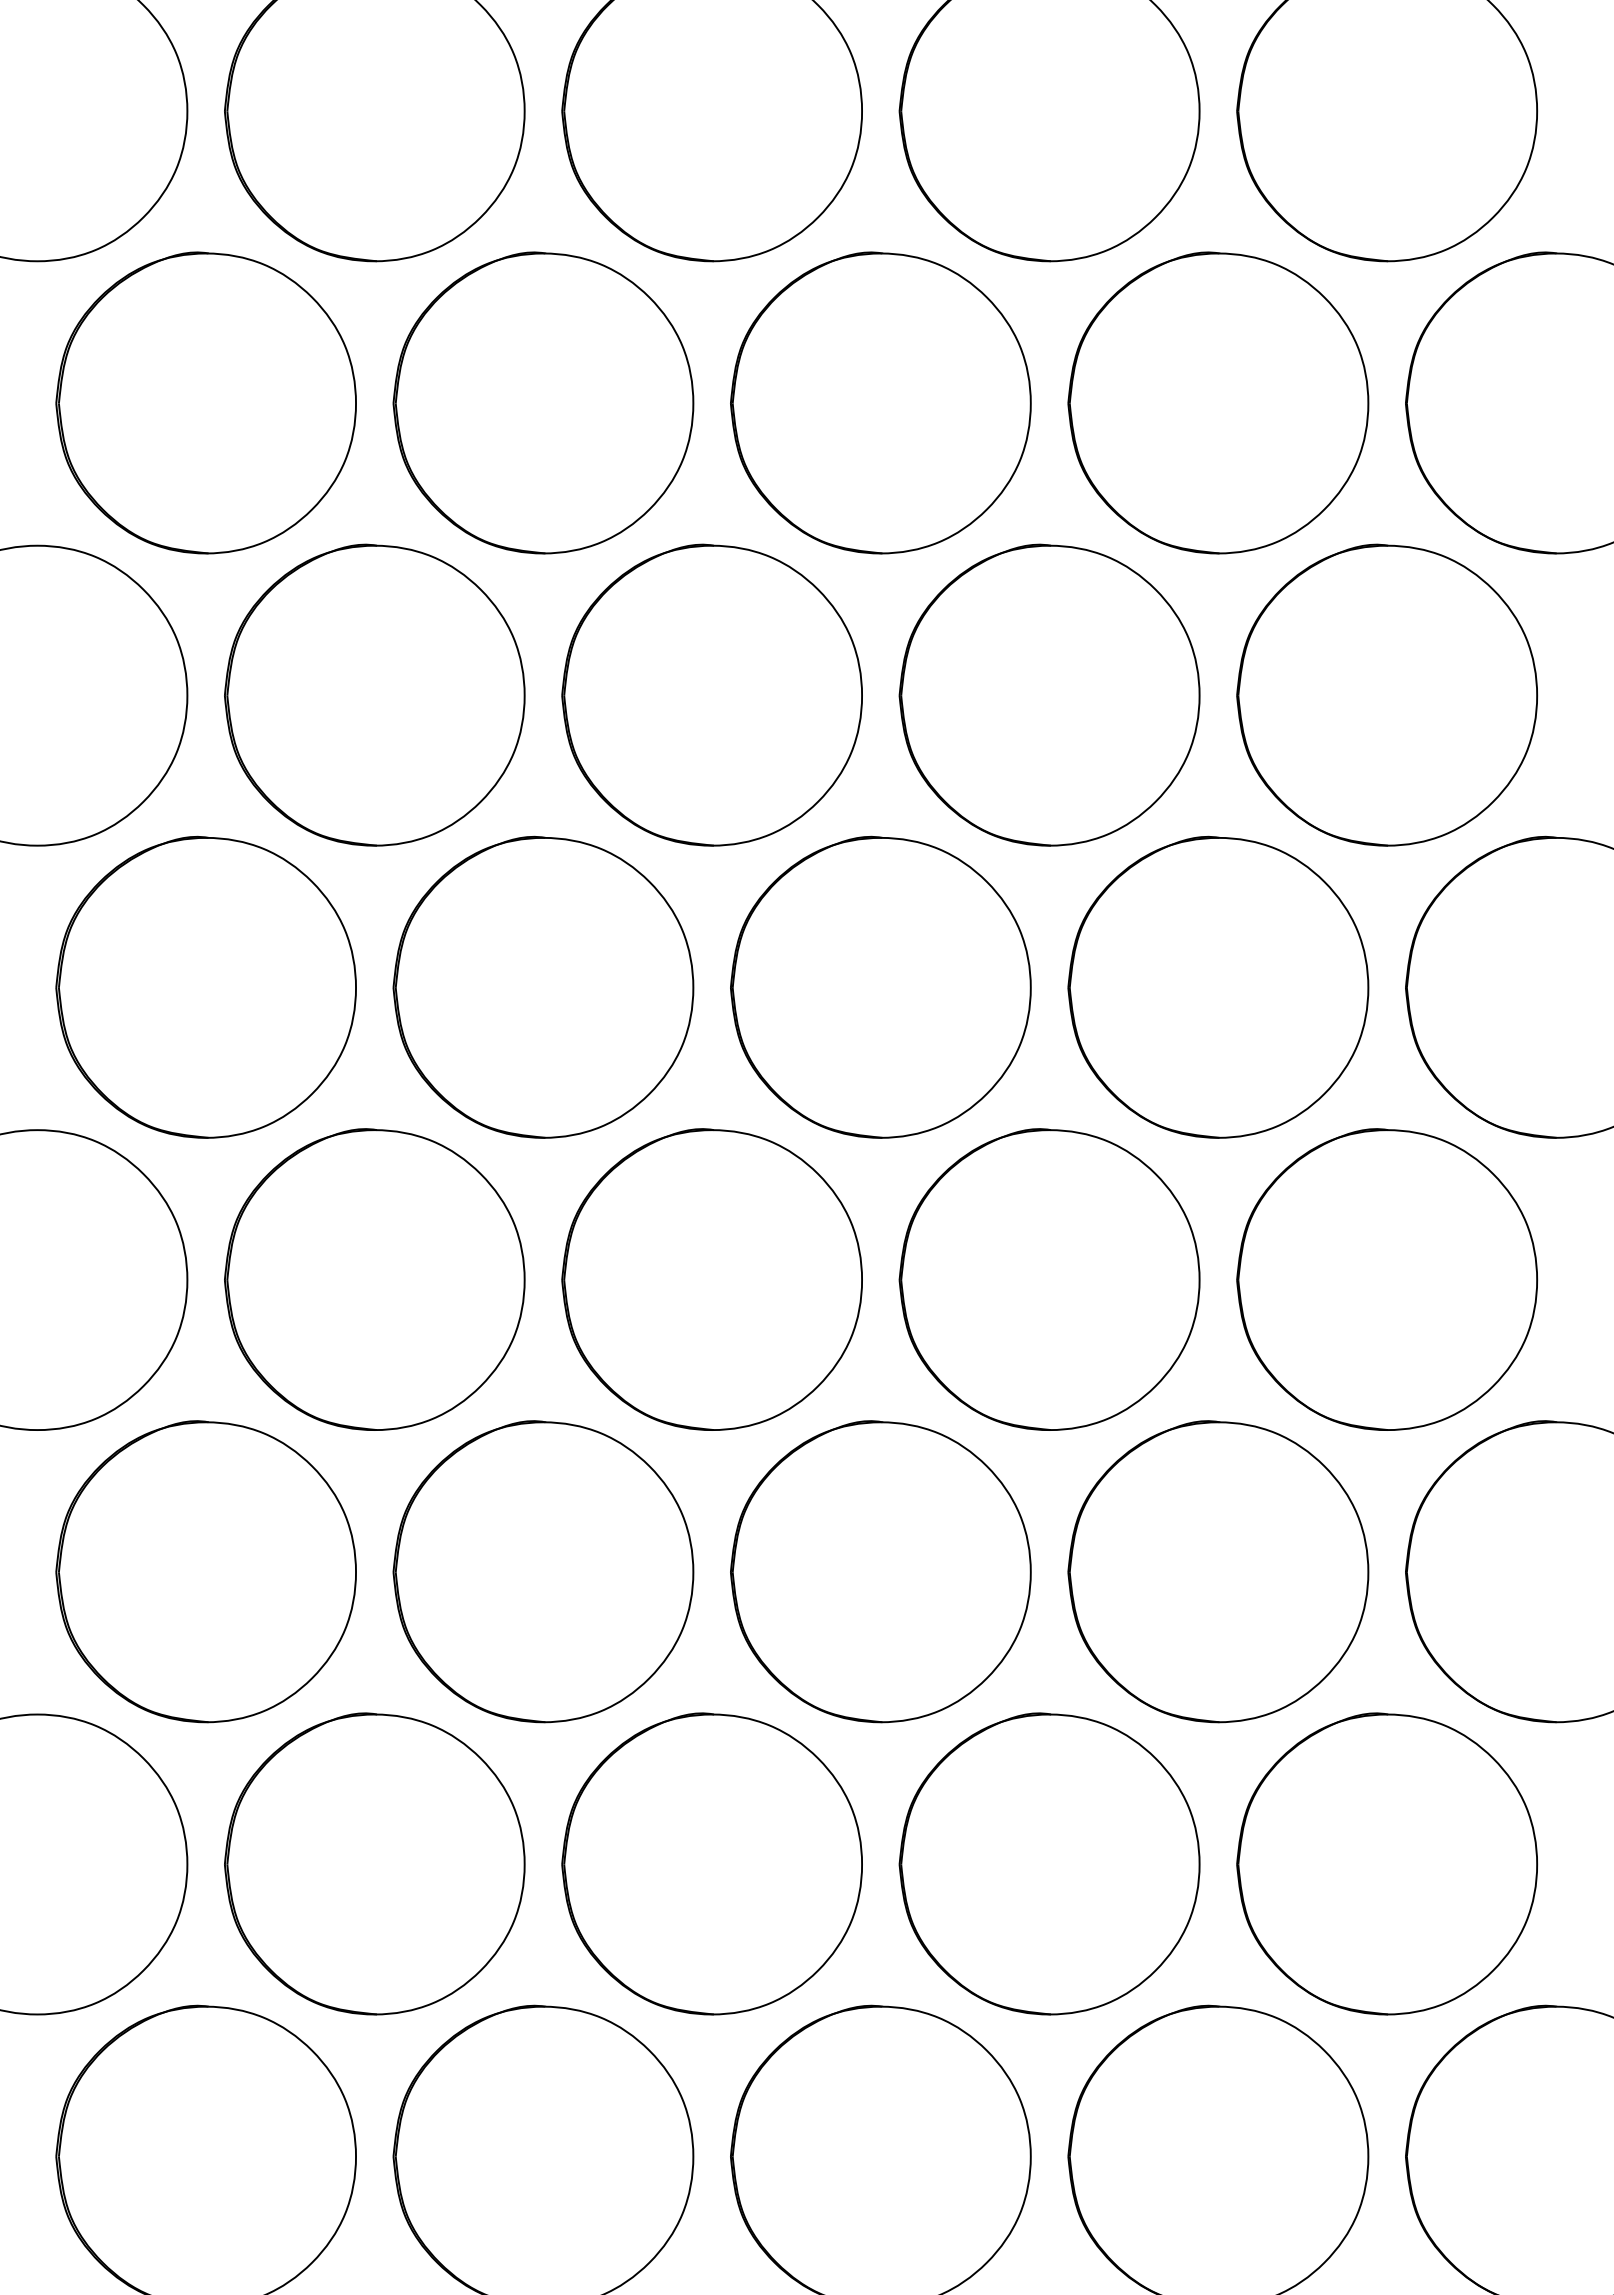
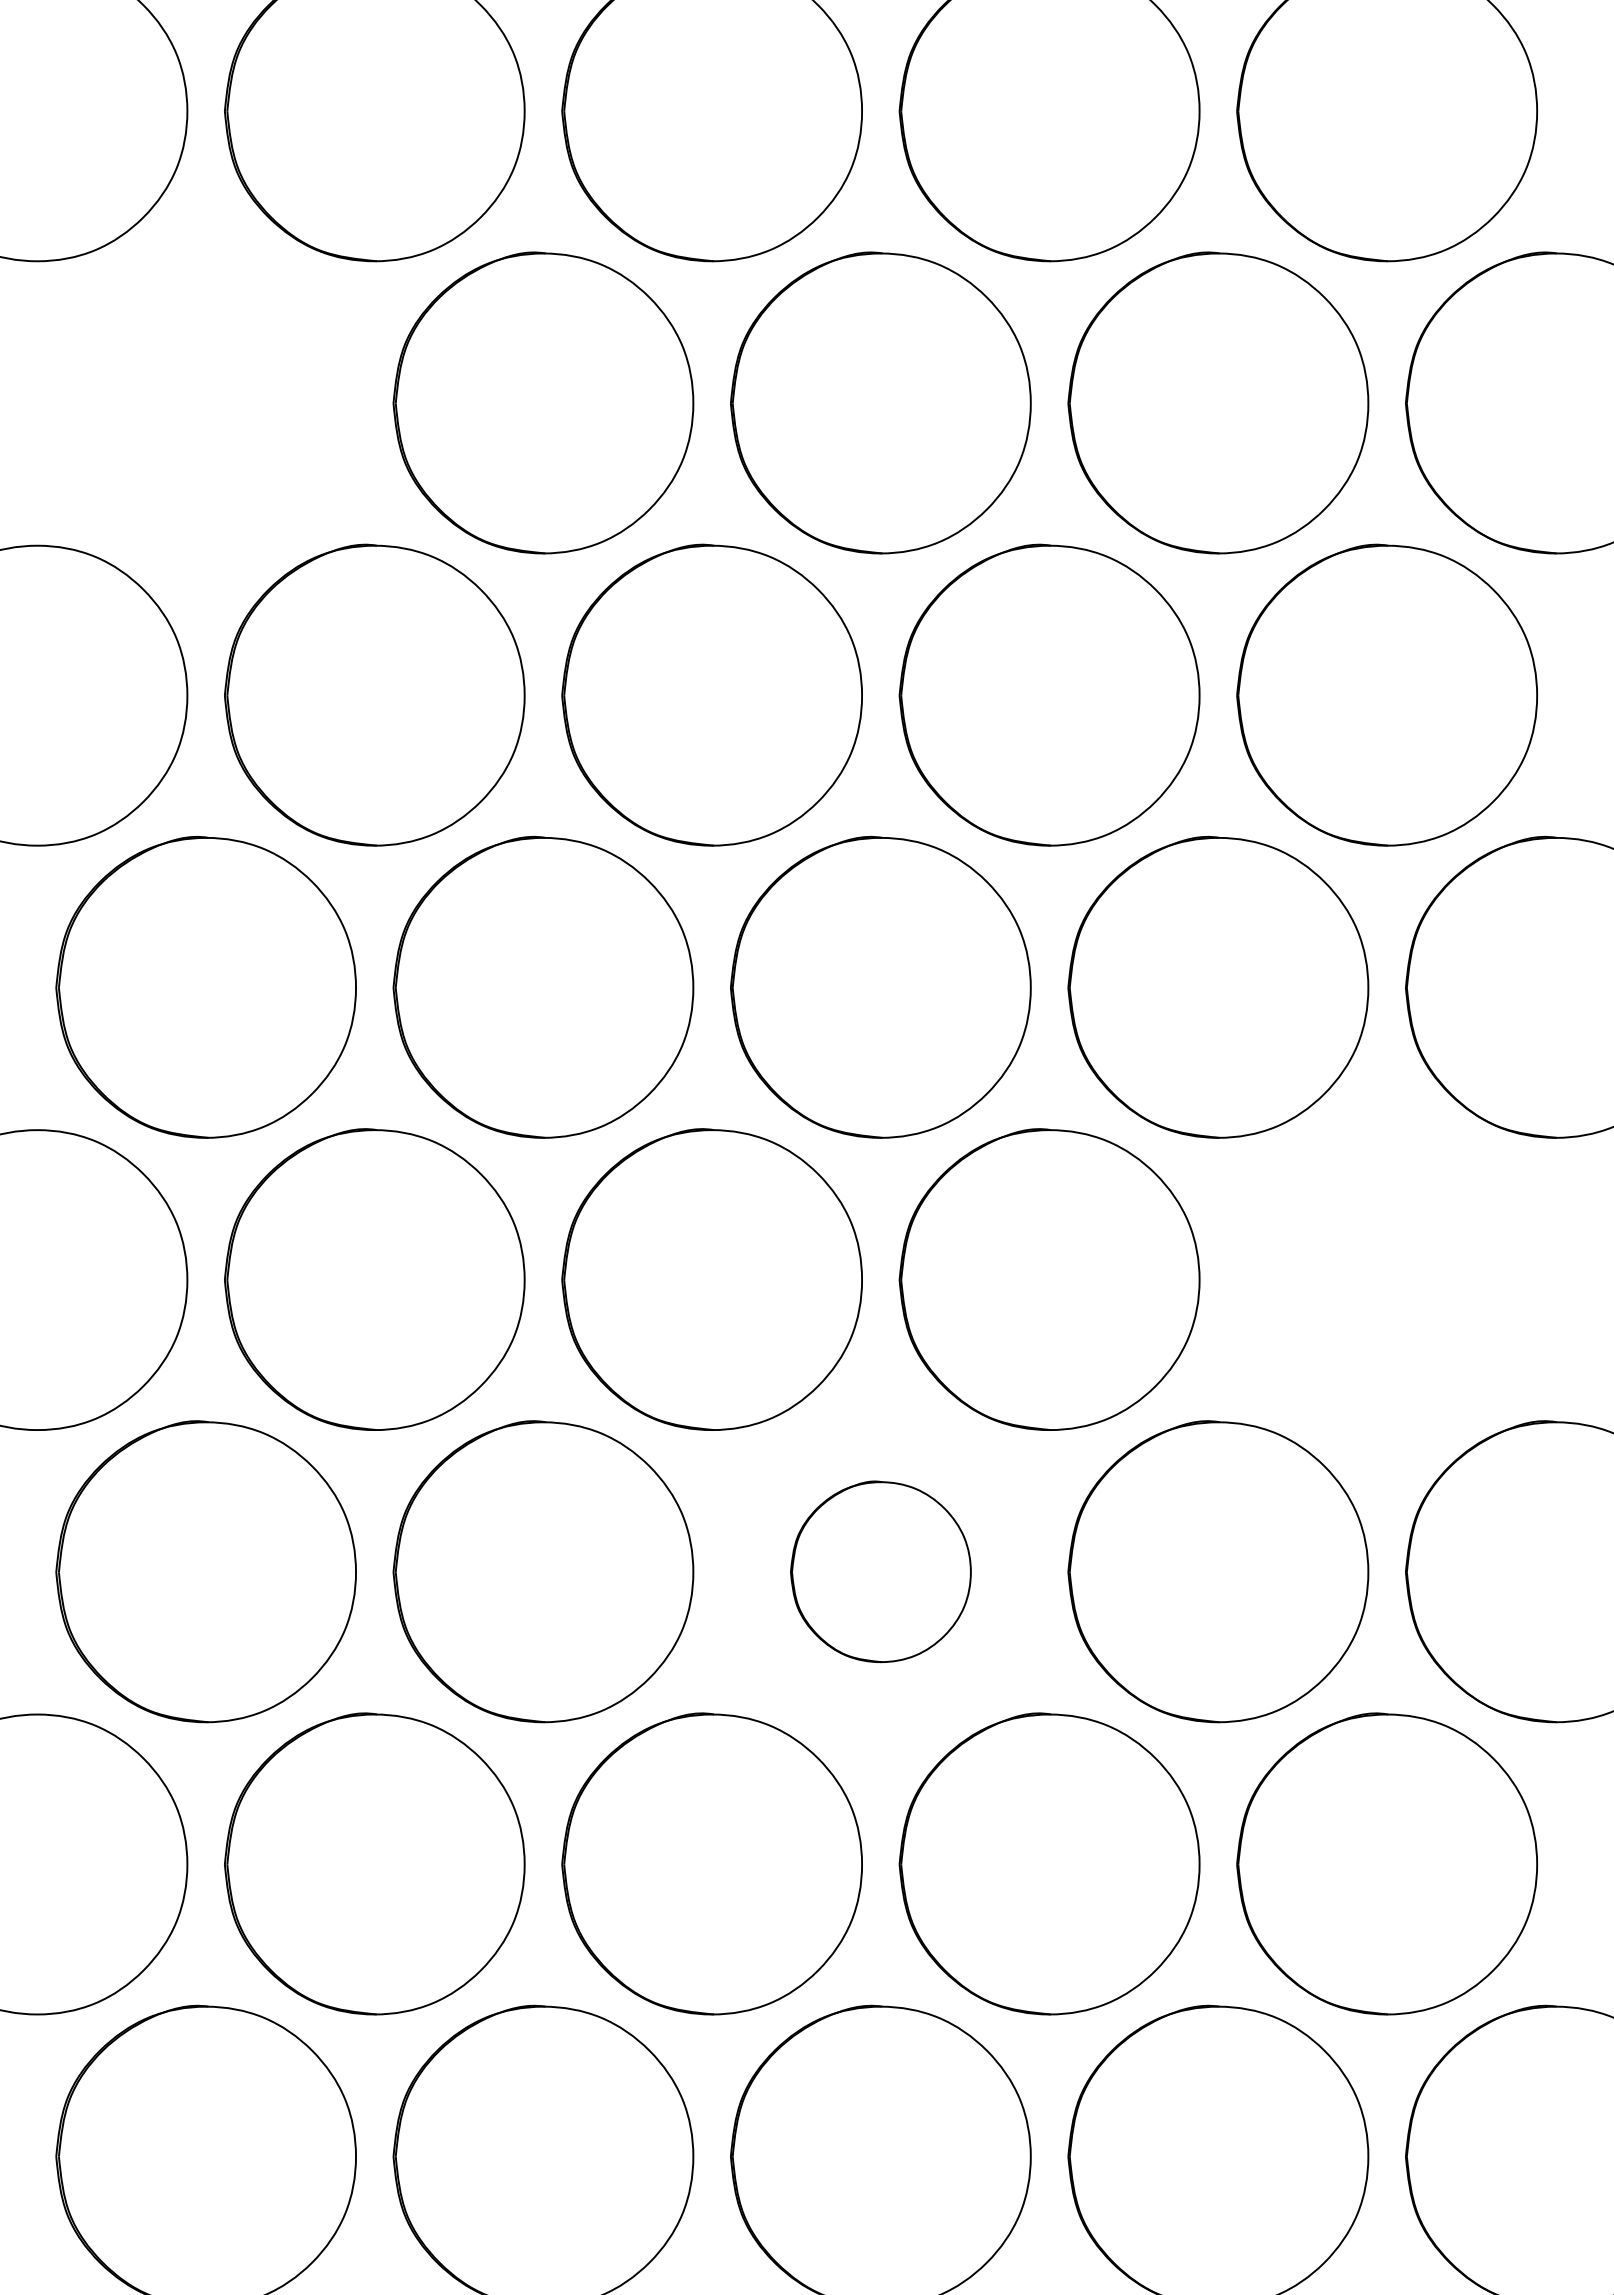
part: present -> none (205, 402)
part: present -> none (1387, 1279)
part size: 302x304 px -> 182x184 px (880, 1571)
